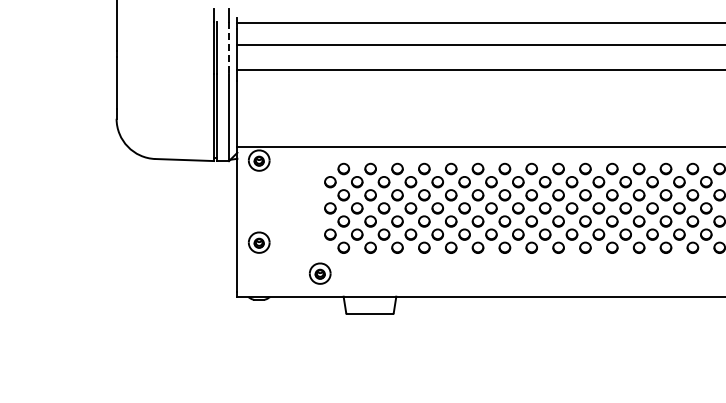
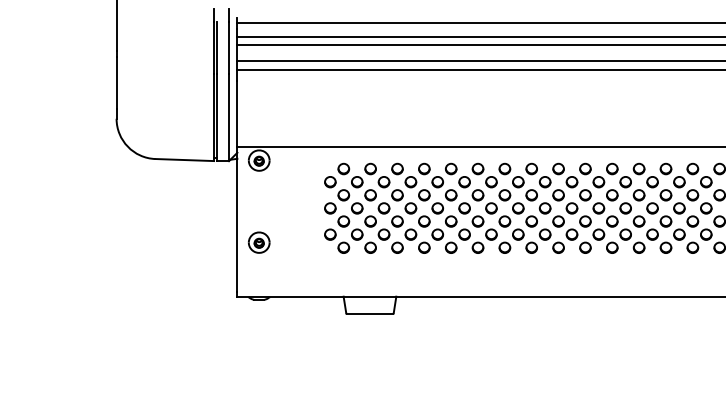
line: none -> present (479, 36)
line: dashed -> solid (229, 48)
line: none -> present (479, 61)
part: present -> none (320, 273)
